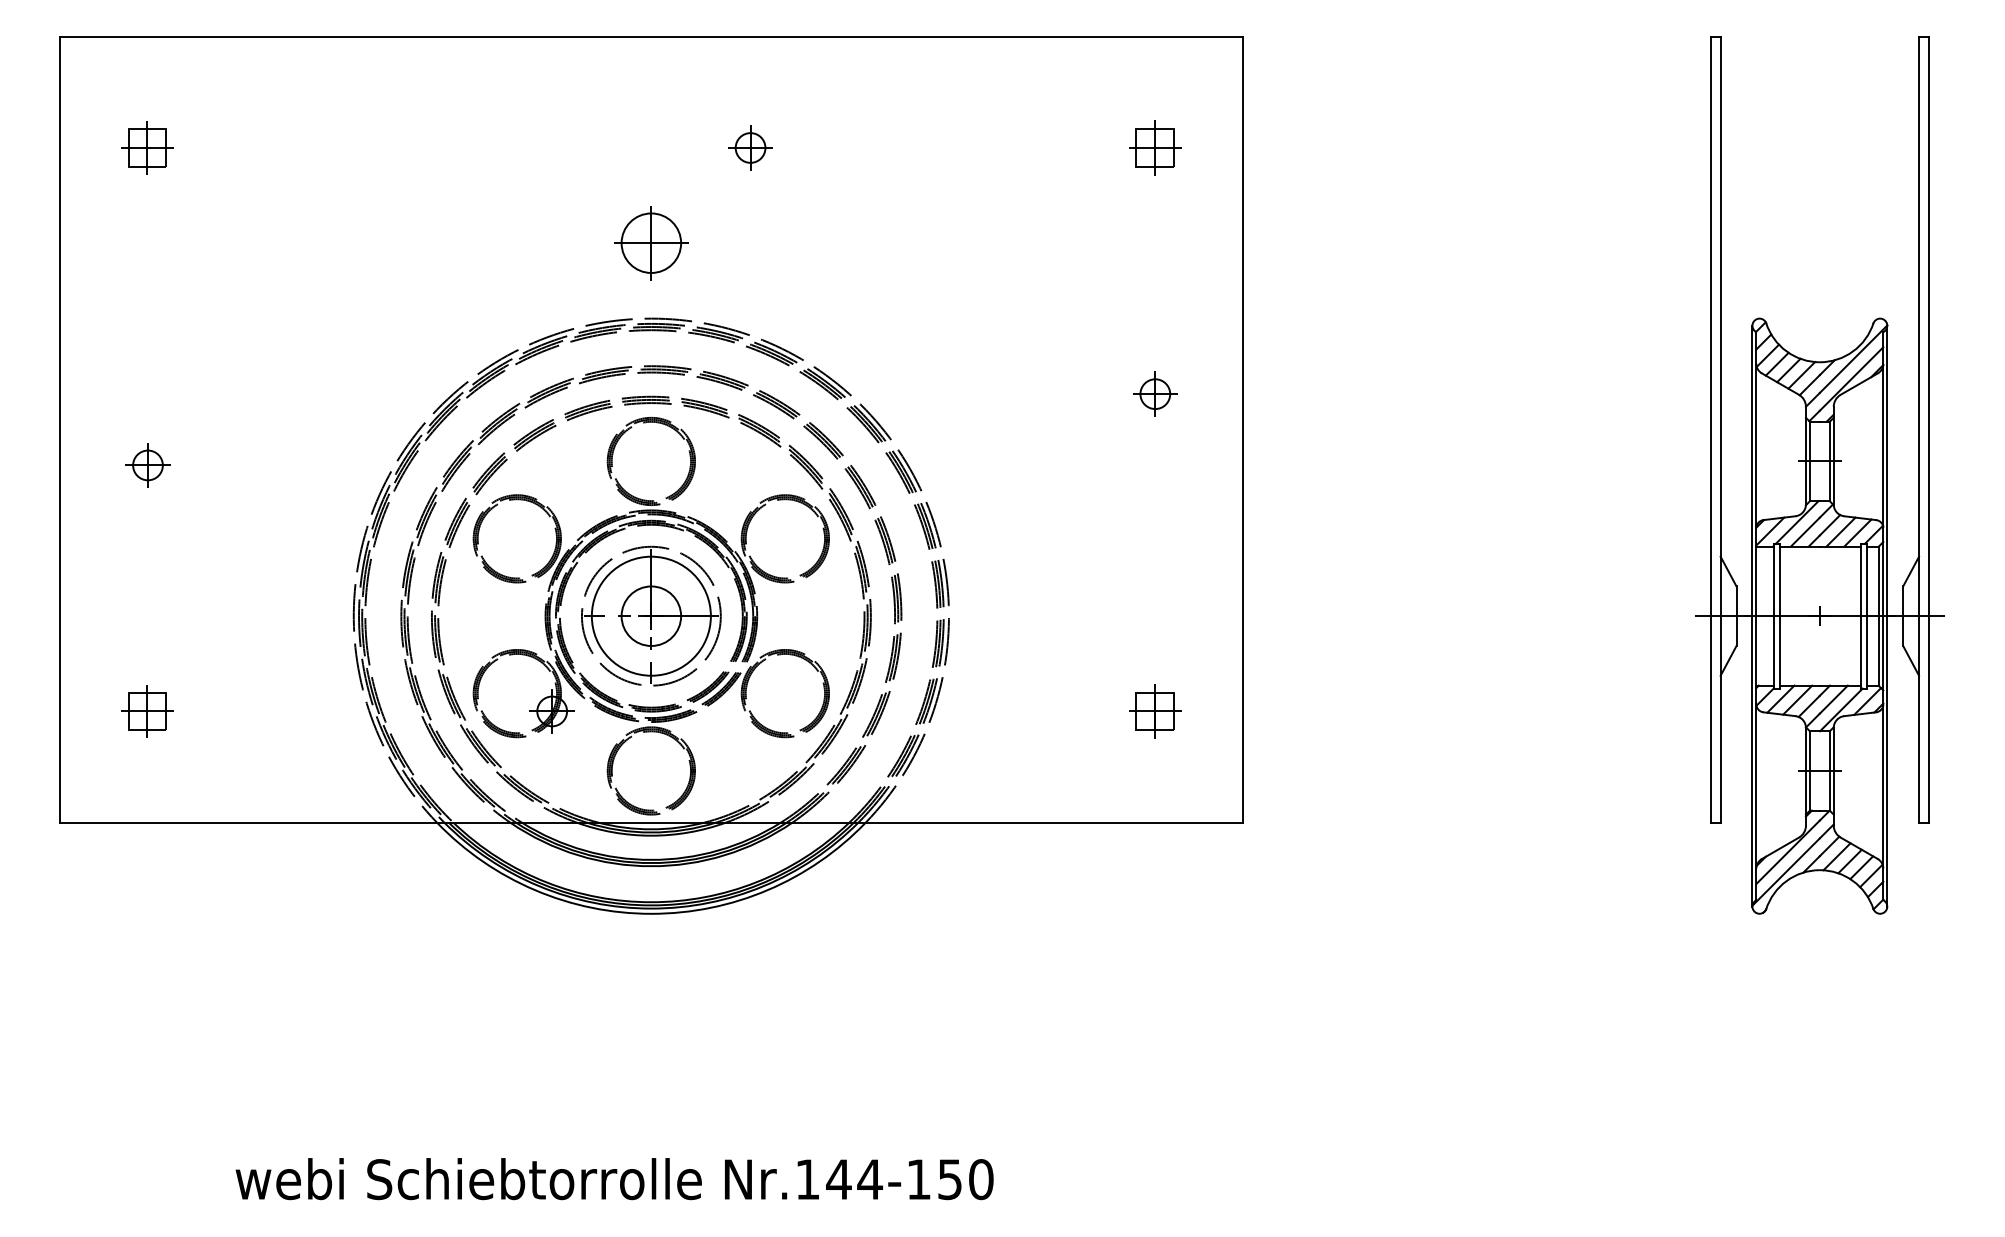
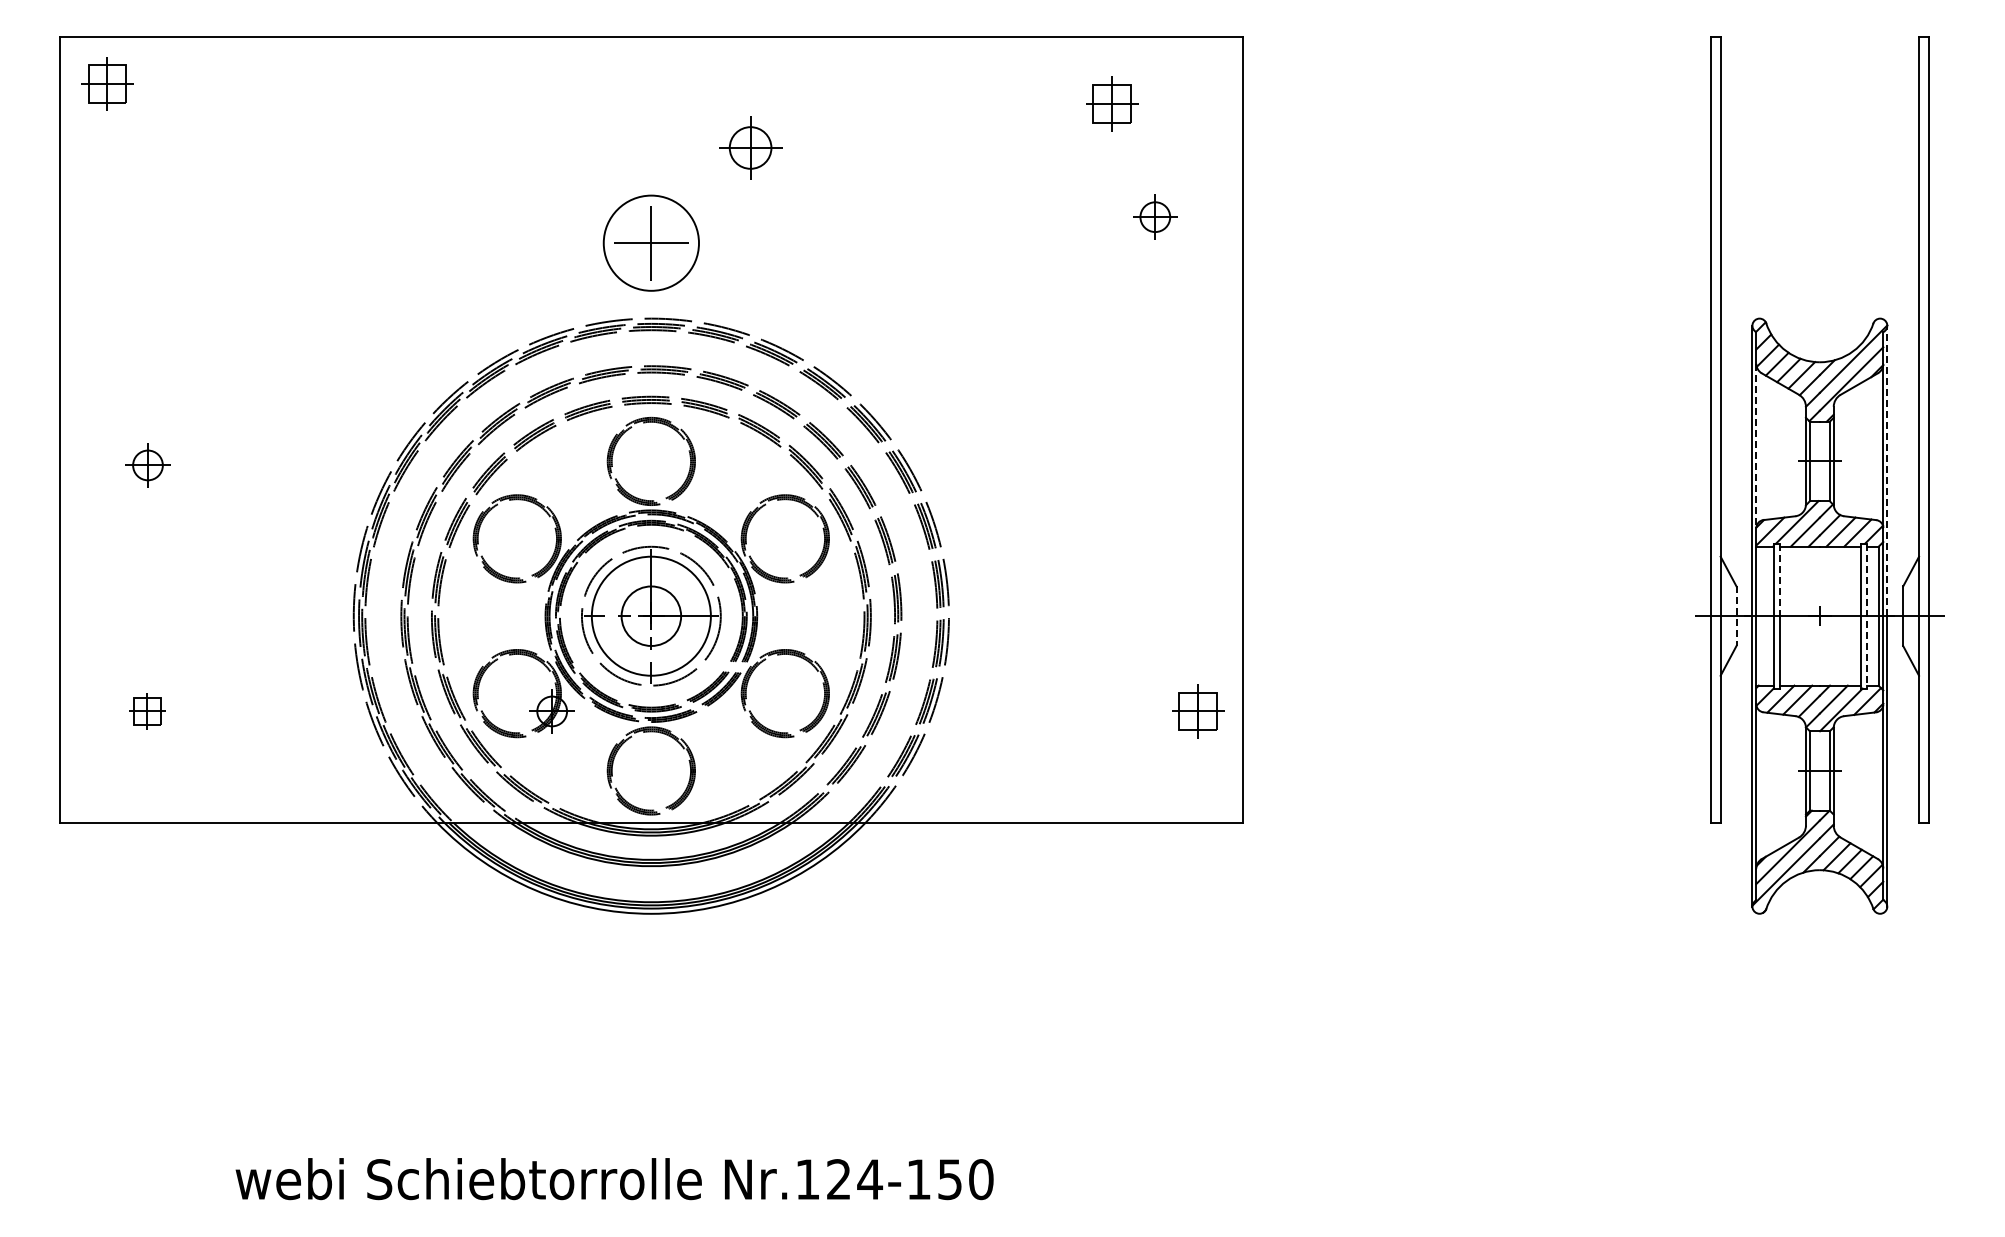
part position: (147, 147) -> (107, 83) (107, 83)
part size: 45x46 px -> 64x64 px (750, 147)
part position: (1155, 147) -> (1112, 103) (1112, 103)
circle diameter: 60 px -> 95 px (651, 242)
part position: (1155, 393) -> (1155, 216) (1155, 216)
line: solid -> dashed (1756, 446)
line: solid -> dashed (1887, 470)
line: solid -> dashed (1780, 580)
line: solid -> dashed (1736, 616)
line: solid -> dashed (1867, 616)
part size: 53x53 px -> 37x37 px (147, 711)
part position: (1155, 711) -> (1198, 711) (1198, 711)
text: Nr.144-150 -> Nr.124-150 (838, 1179)
